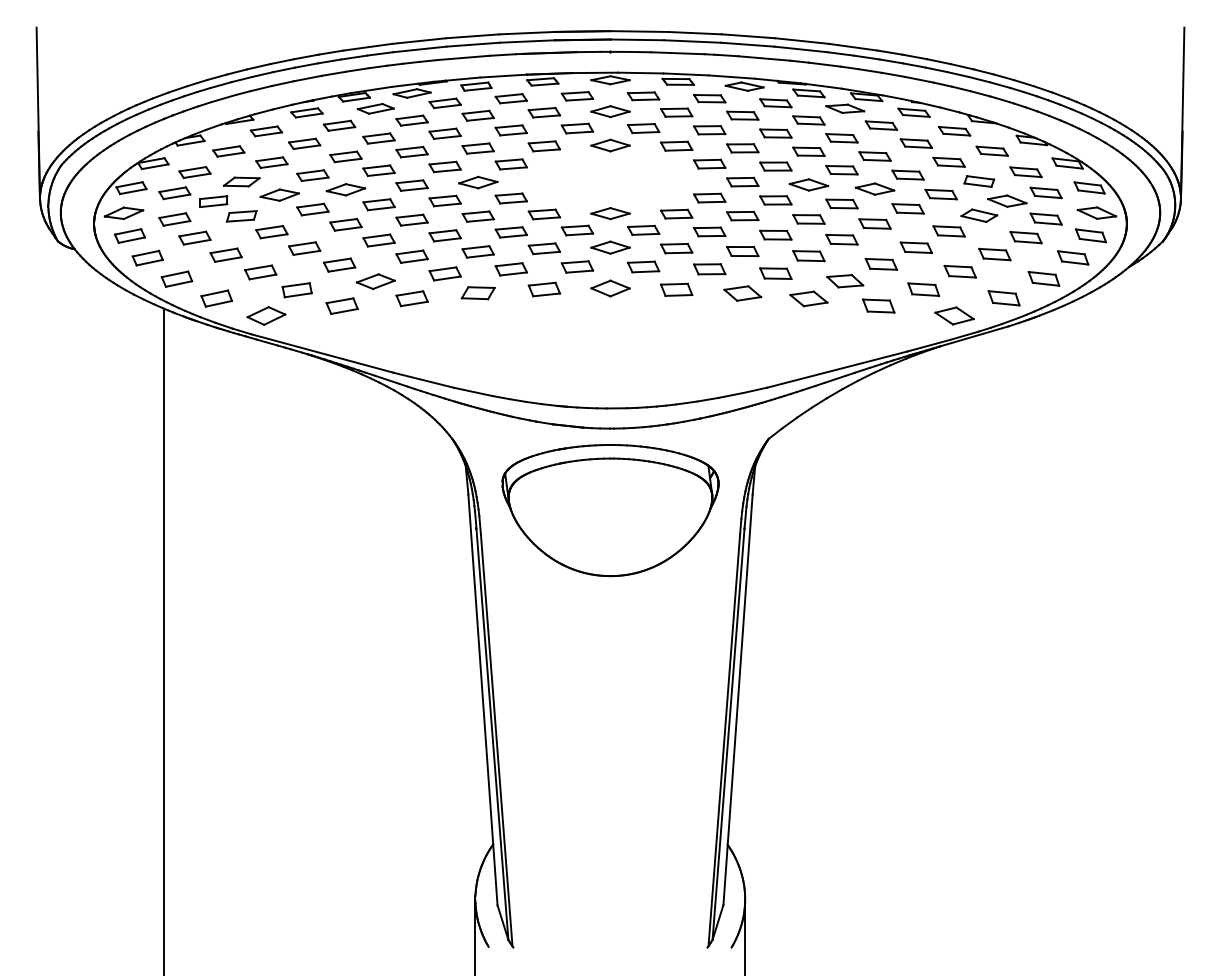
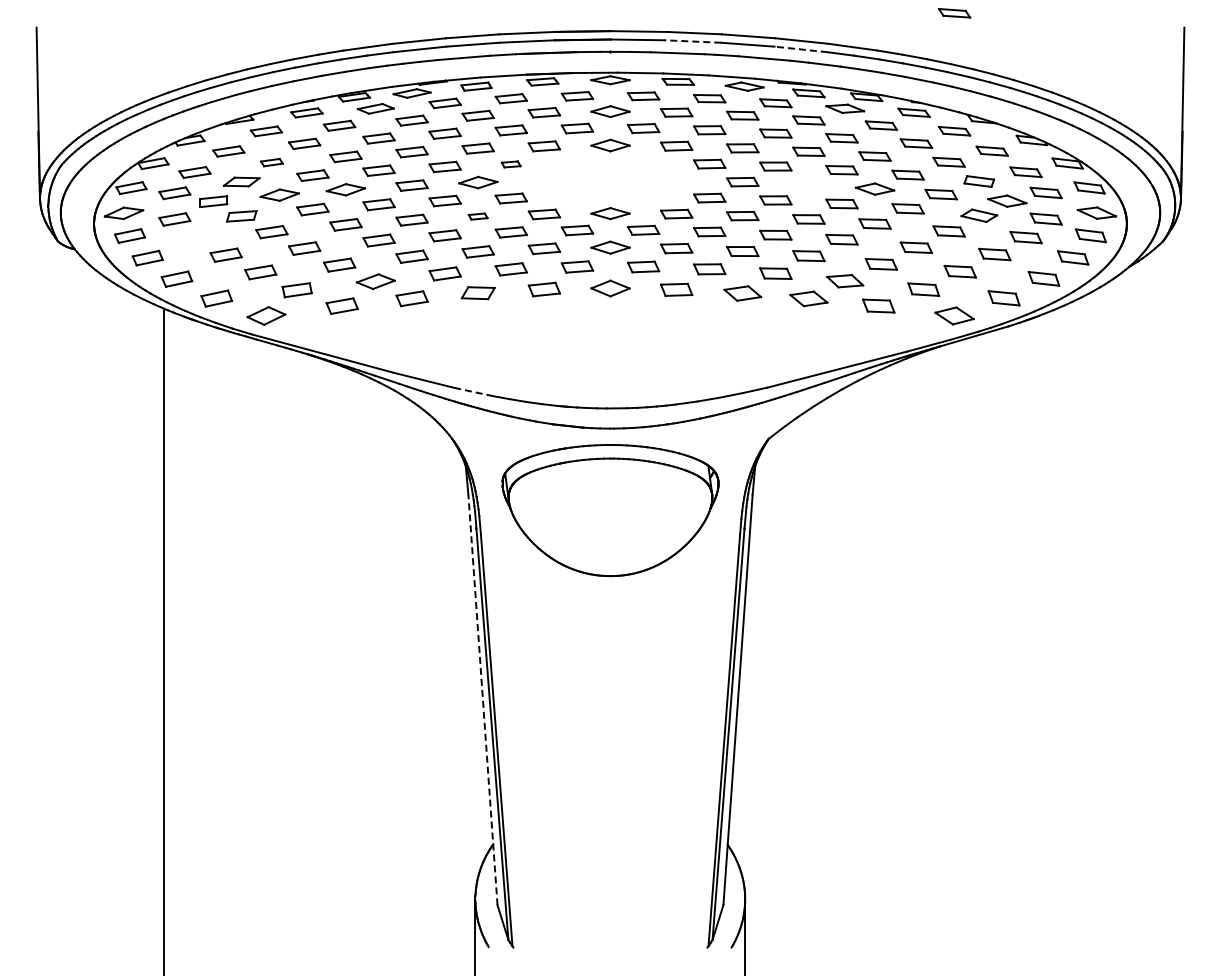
part: none -> present (954, 13)
line: solid -> dashed (692, 41)
line: solid -> dashed (801, 49)
part size: 34x13 px -> 24x11 px (271, 162)
part size: 34x13 px -> 22x9 px (510, 164)
part: present -> none (808, 184)
part size: 34x13 px -> 22x9 px (477, 216)
part: present -> none (194, 237)
line: solid -> dashed (473, 391)
line: solid -> dashed (482, 699)
